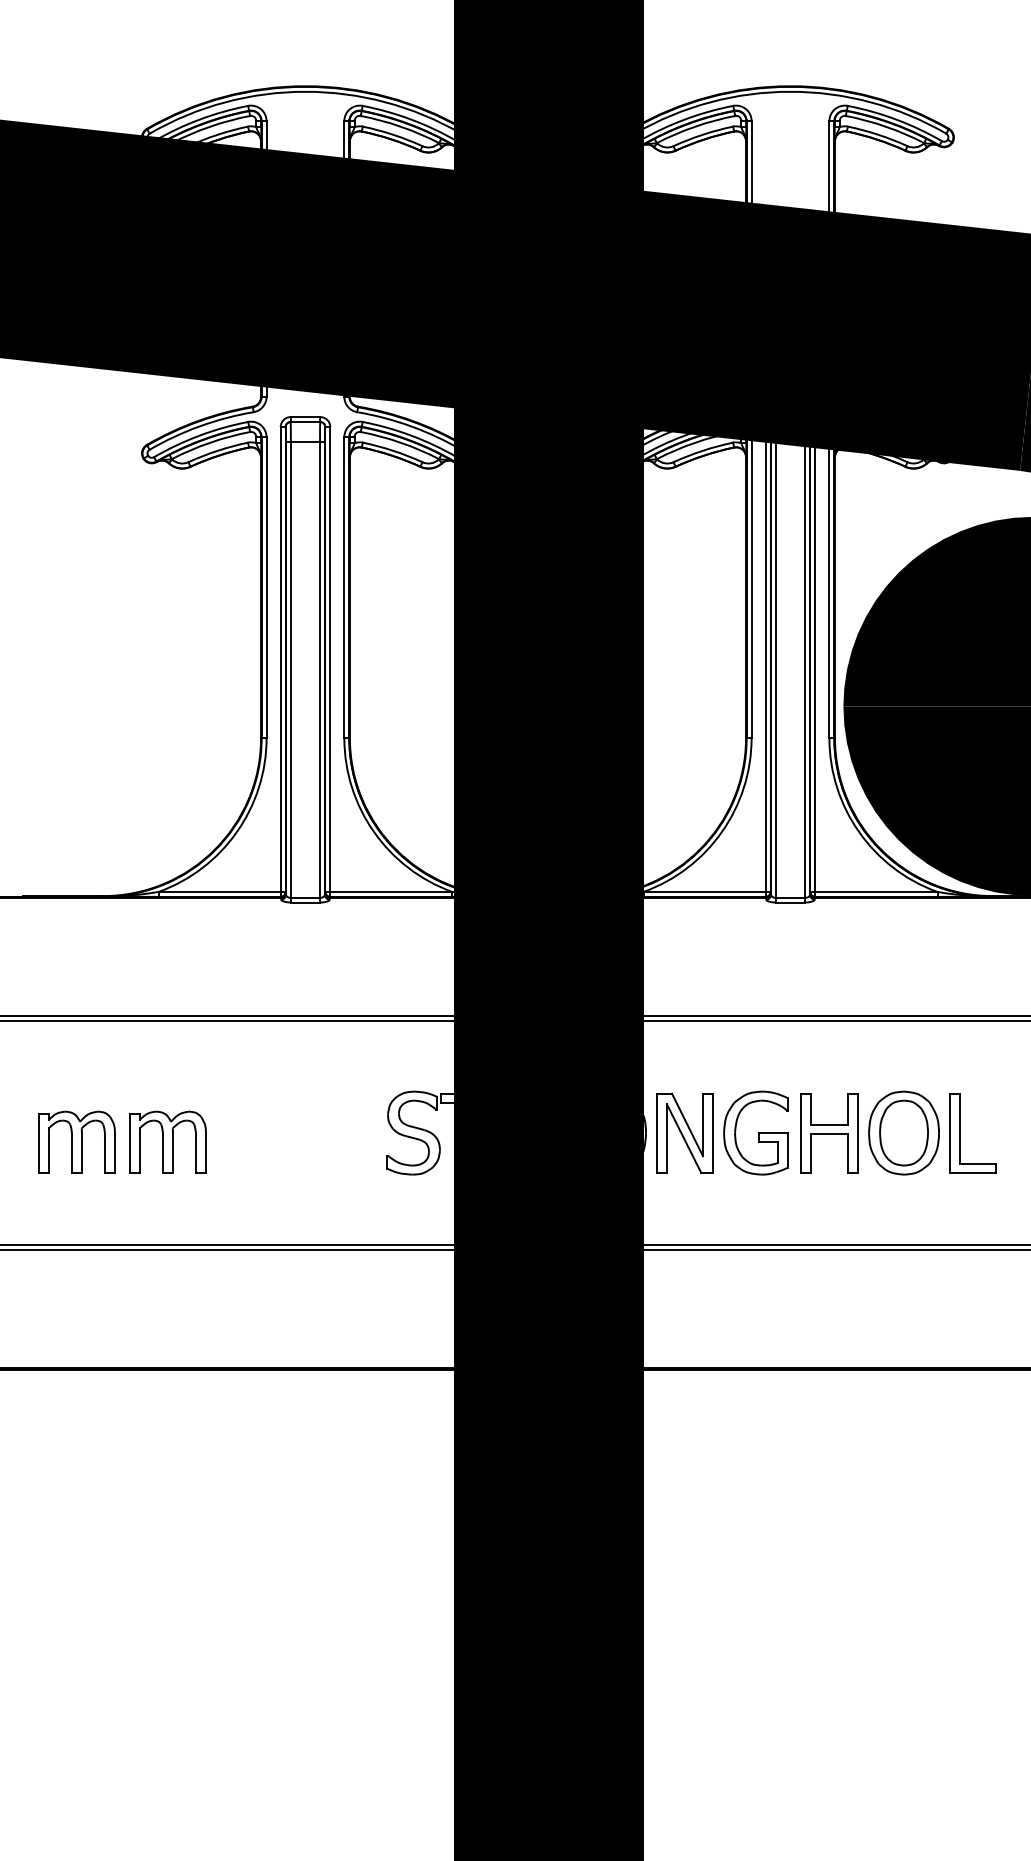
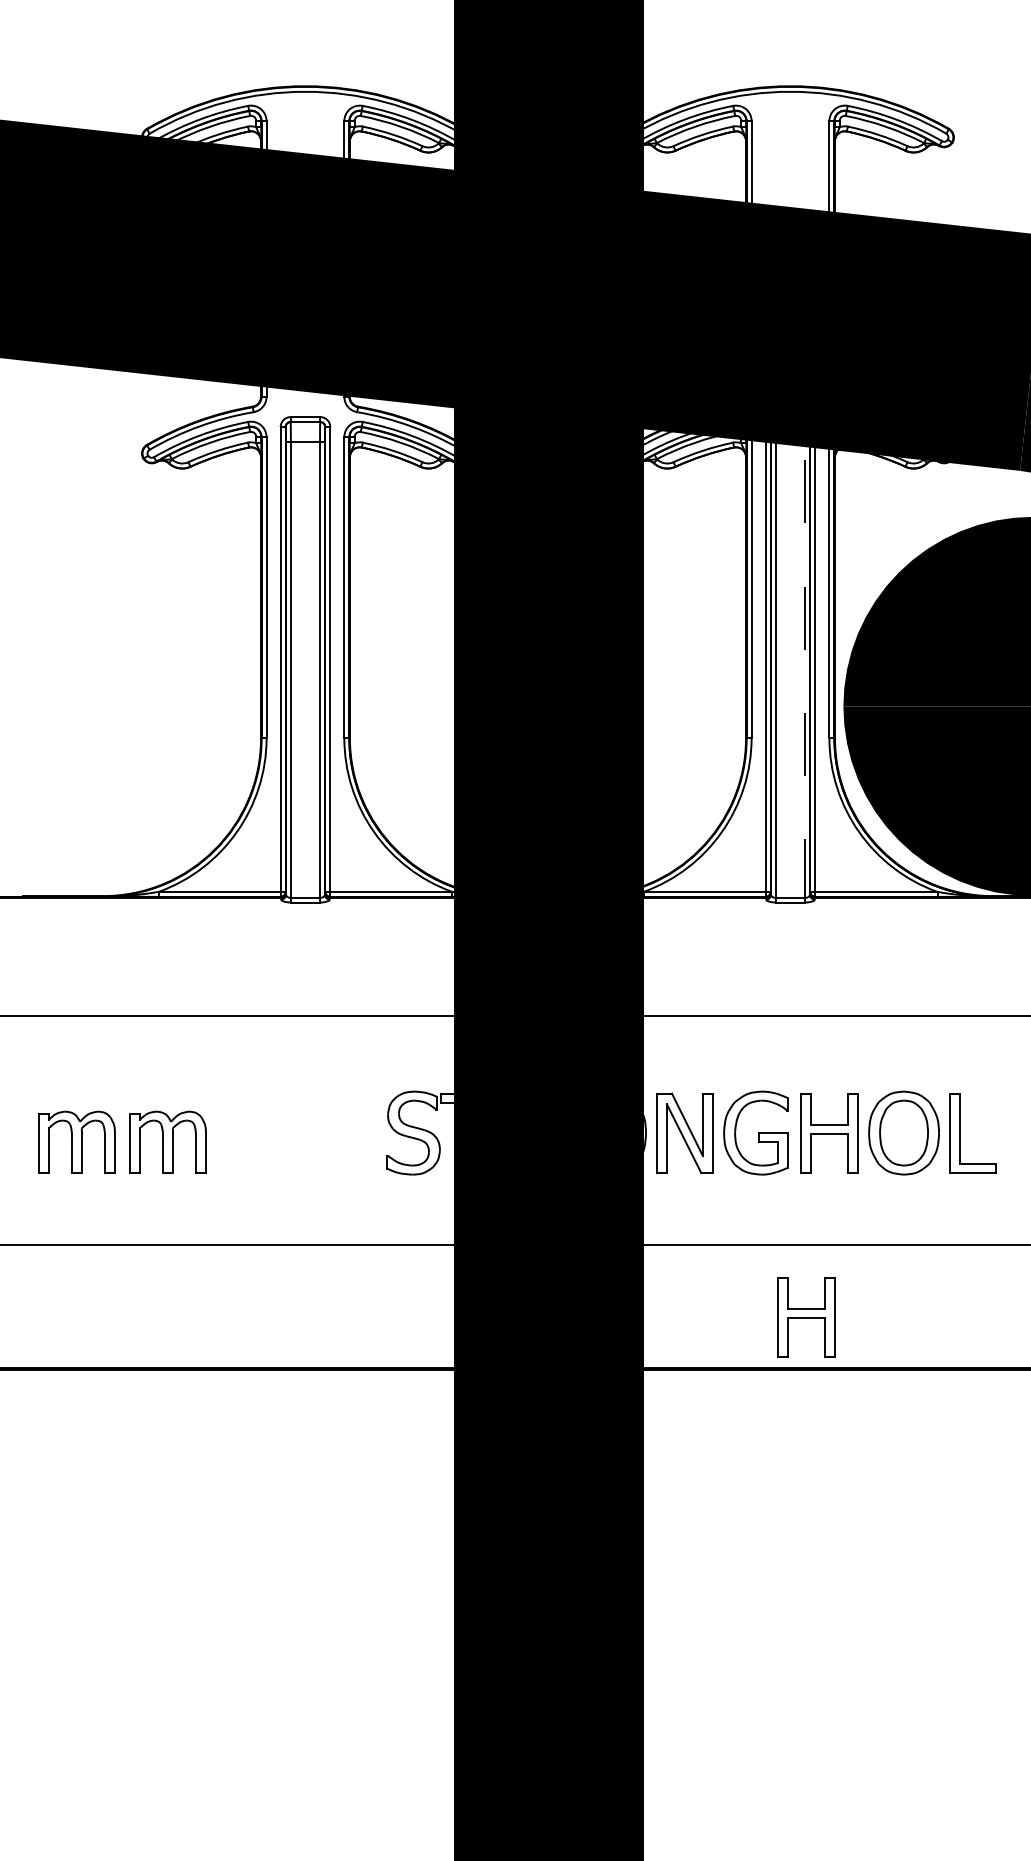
line: solid -> dashed (805, 671)
line: present -> none (514, 1021)
line: present -> none (514, 1249)
part: none -> present (806, 1317)
